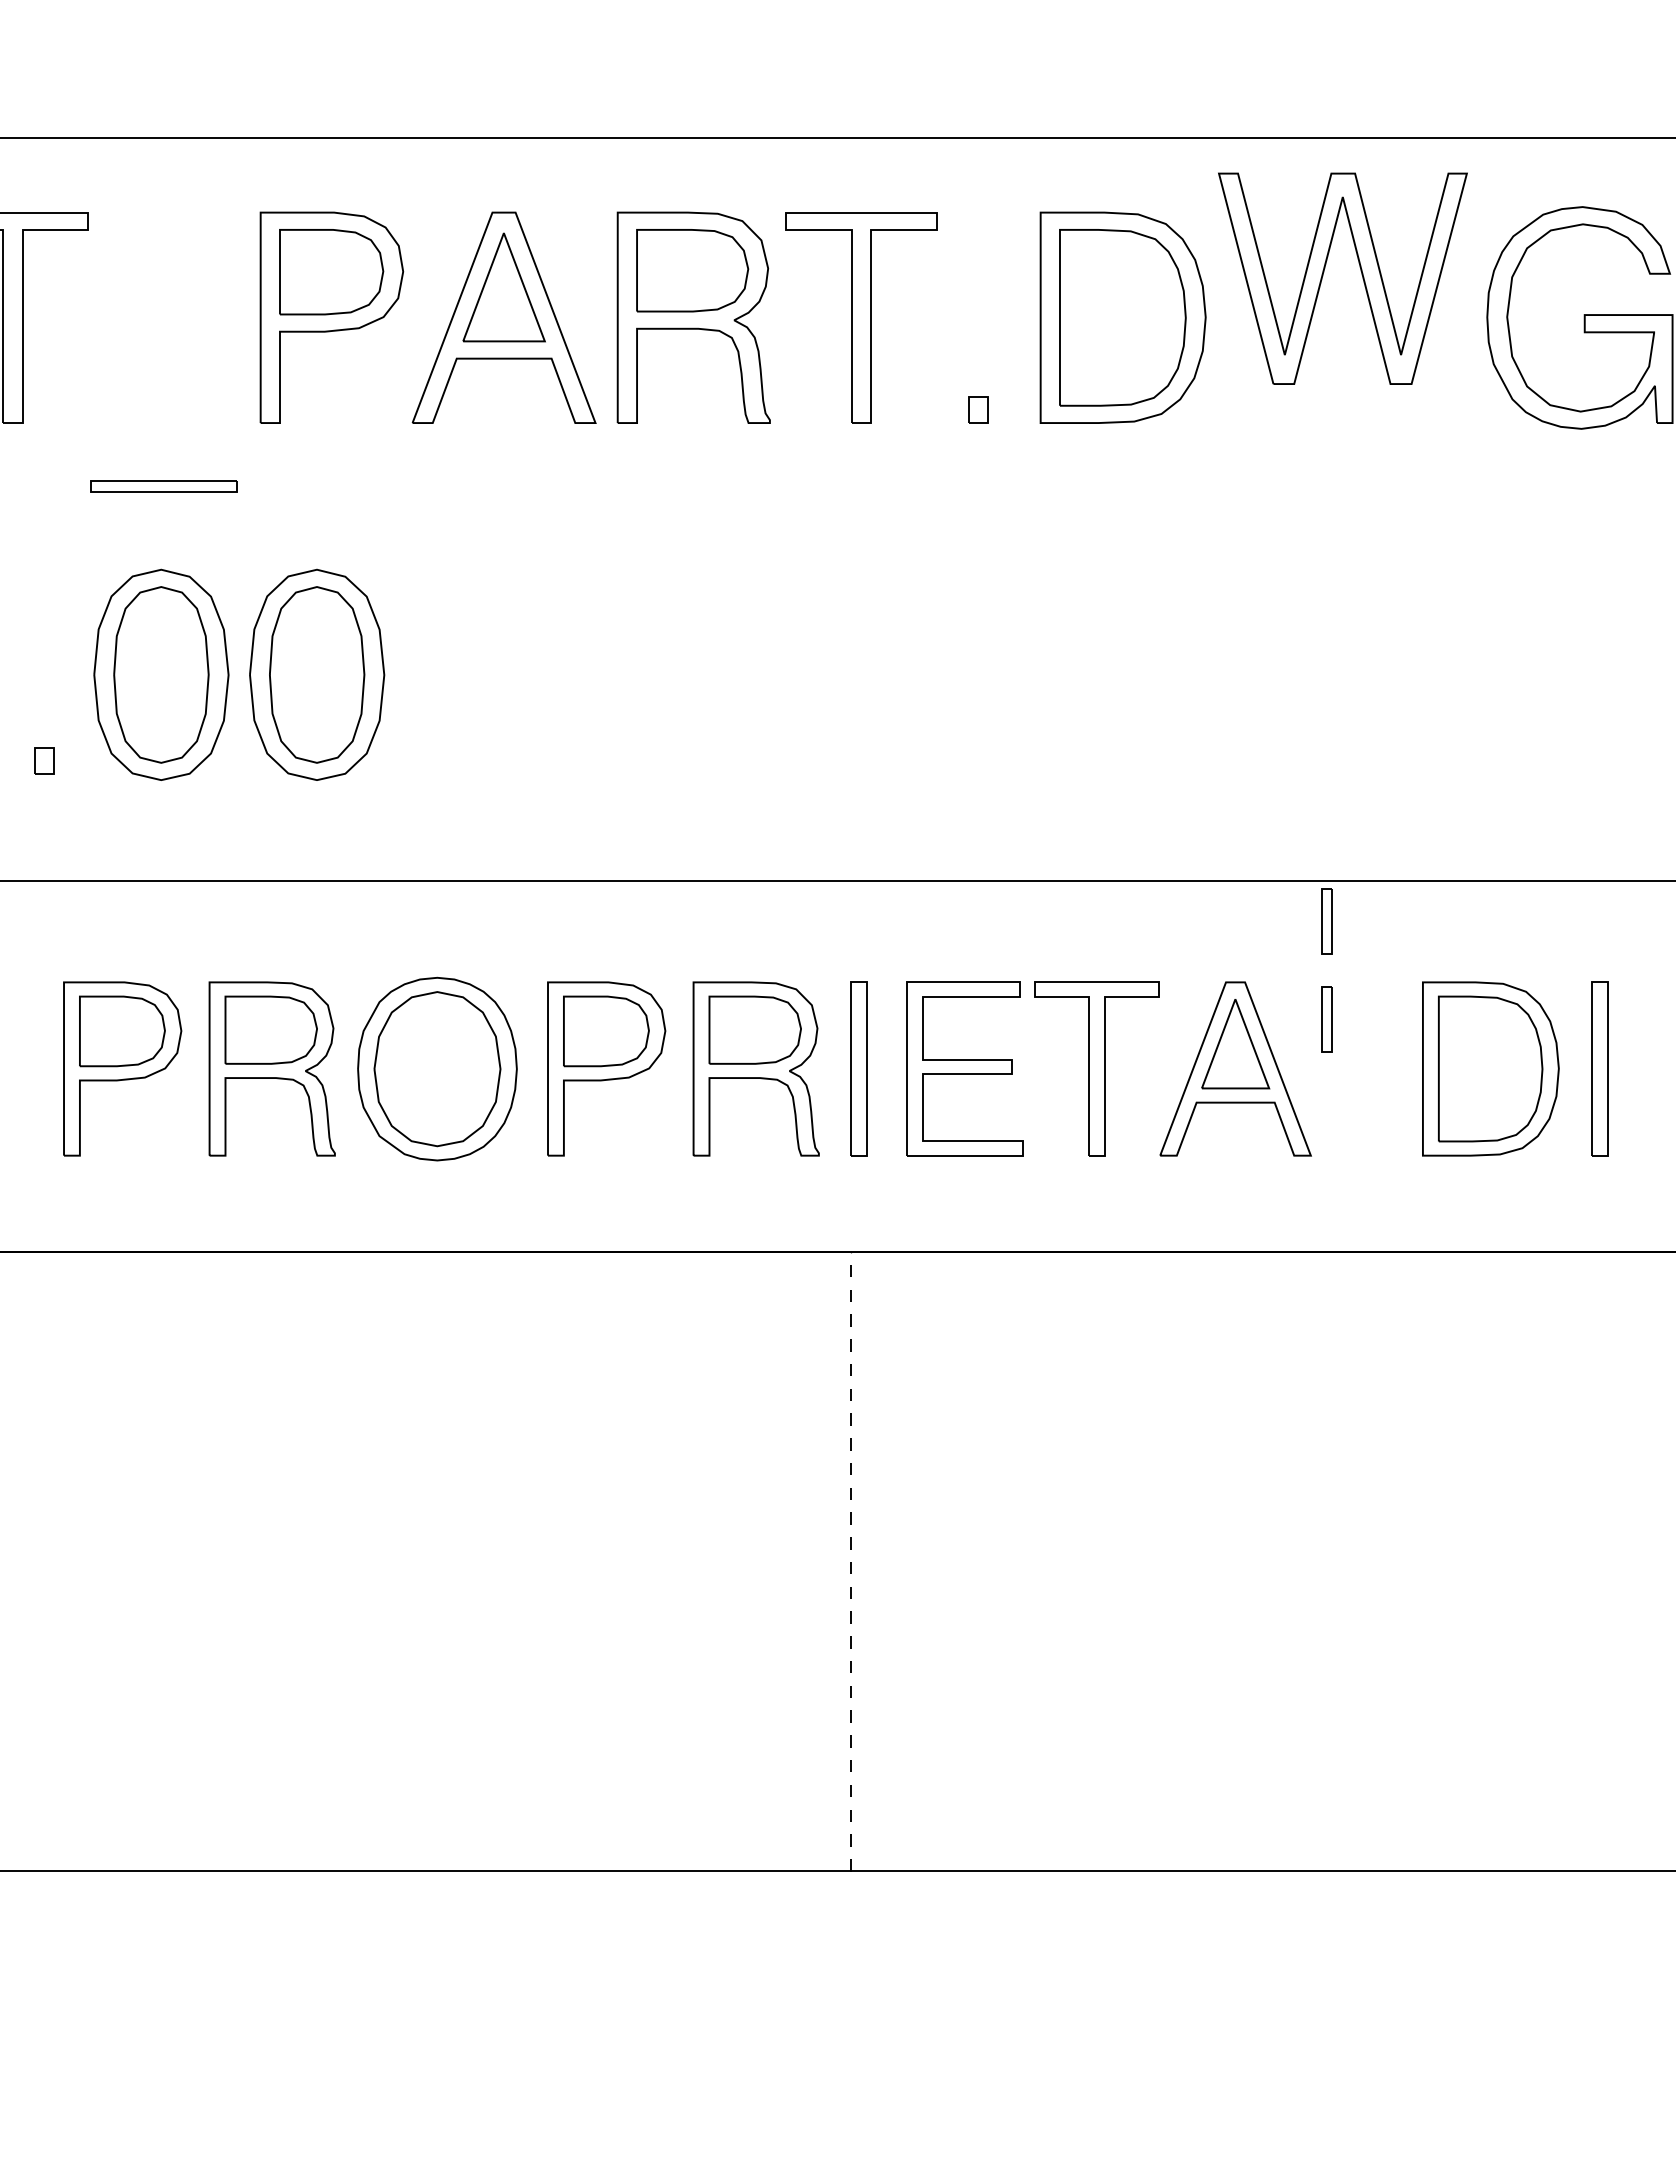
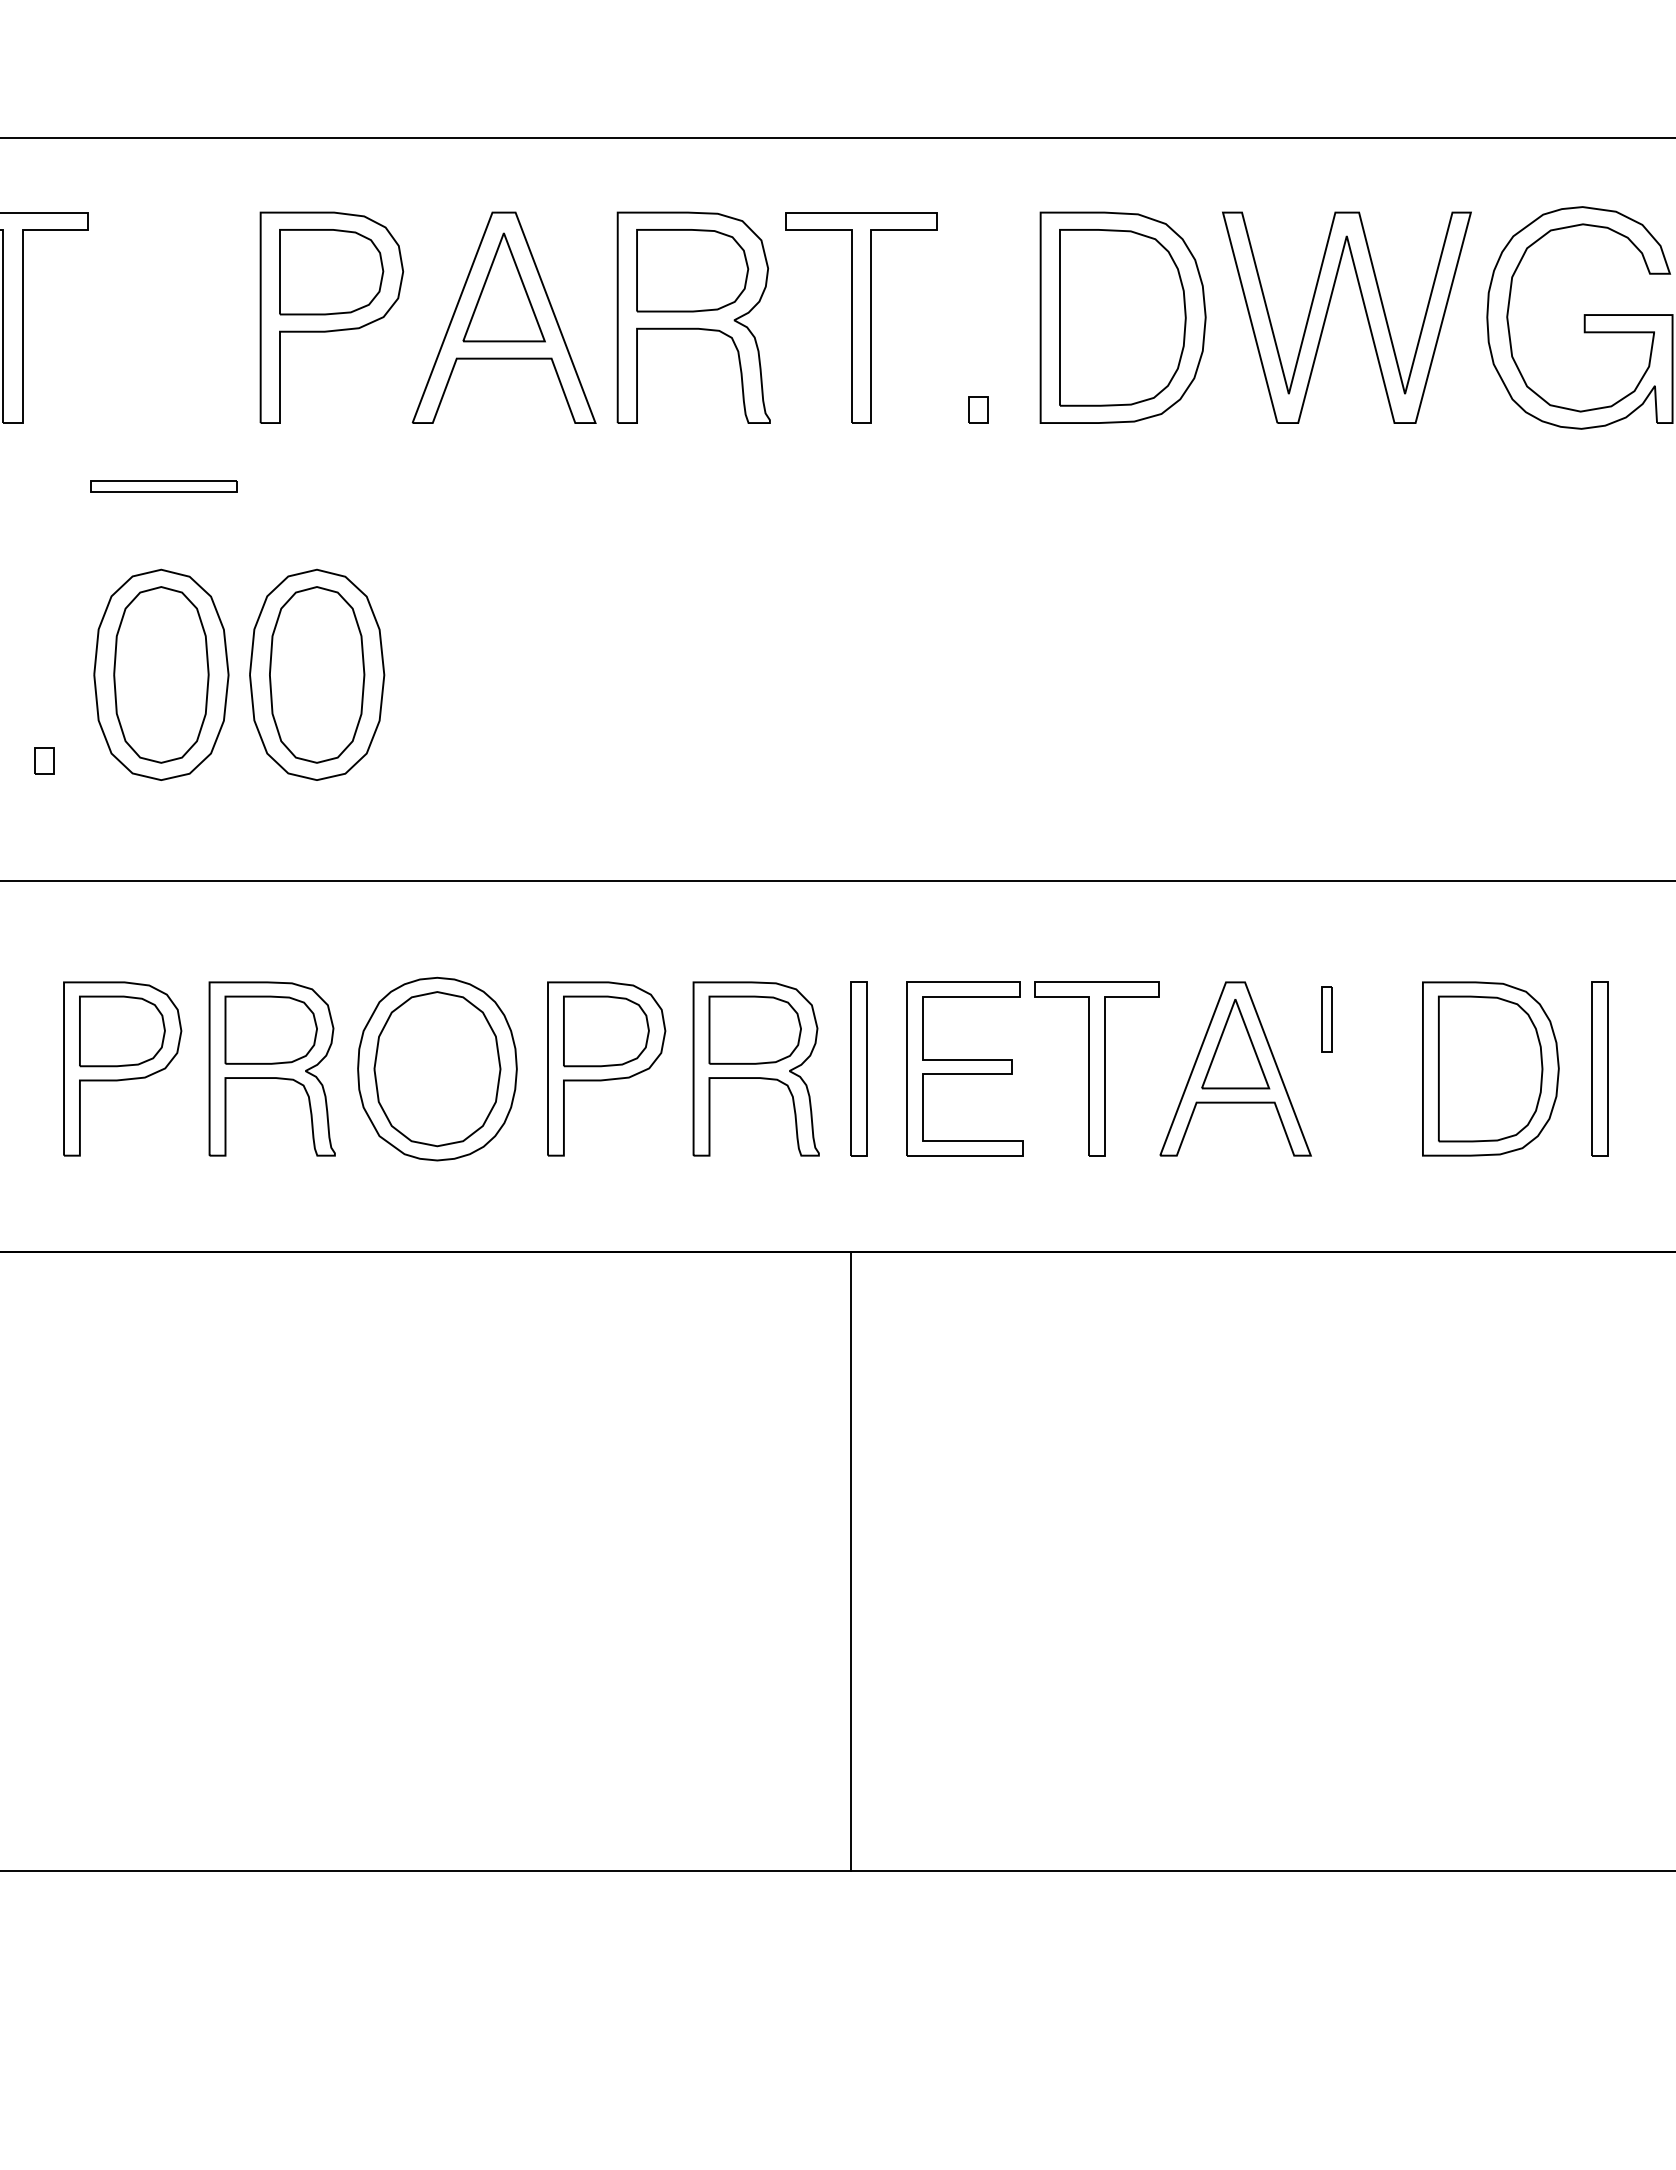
part position: (1324, 272) -> (1328, 311) (1328, 311)
part: present -> none (1326, 921)
line: dashed -> solid (851, 1561)
